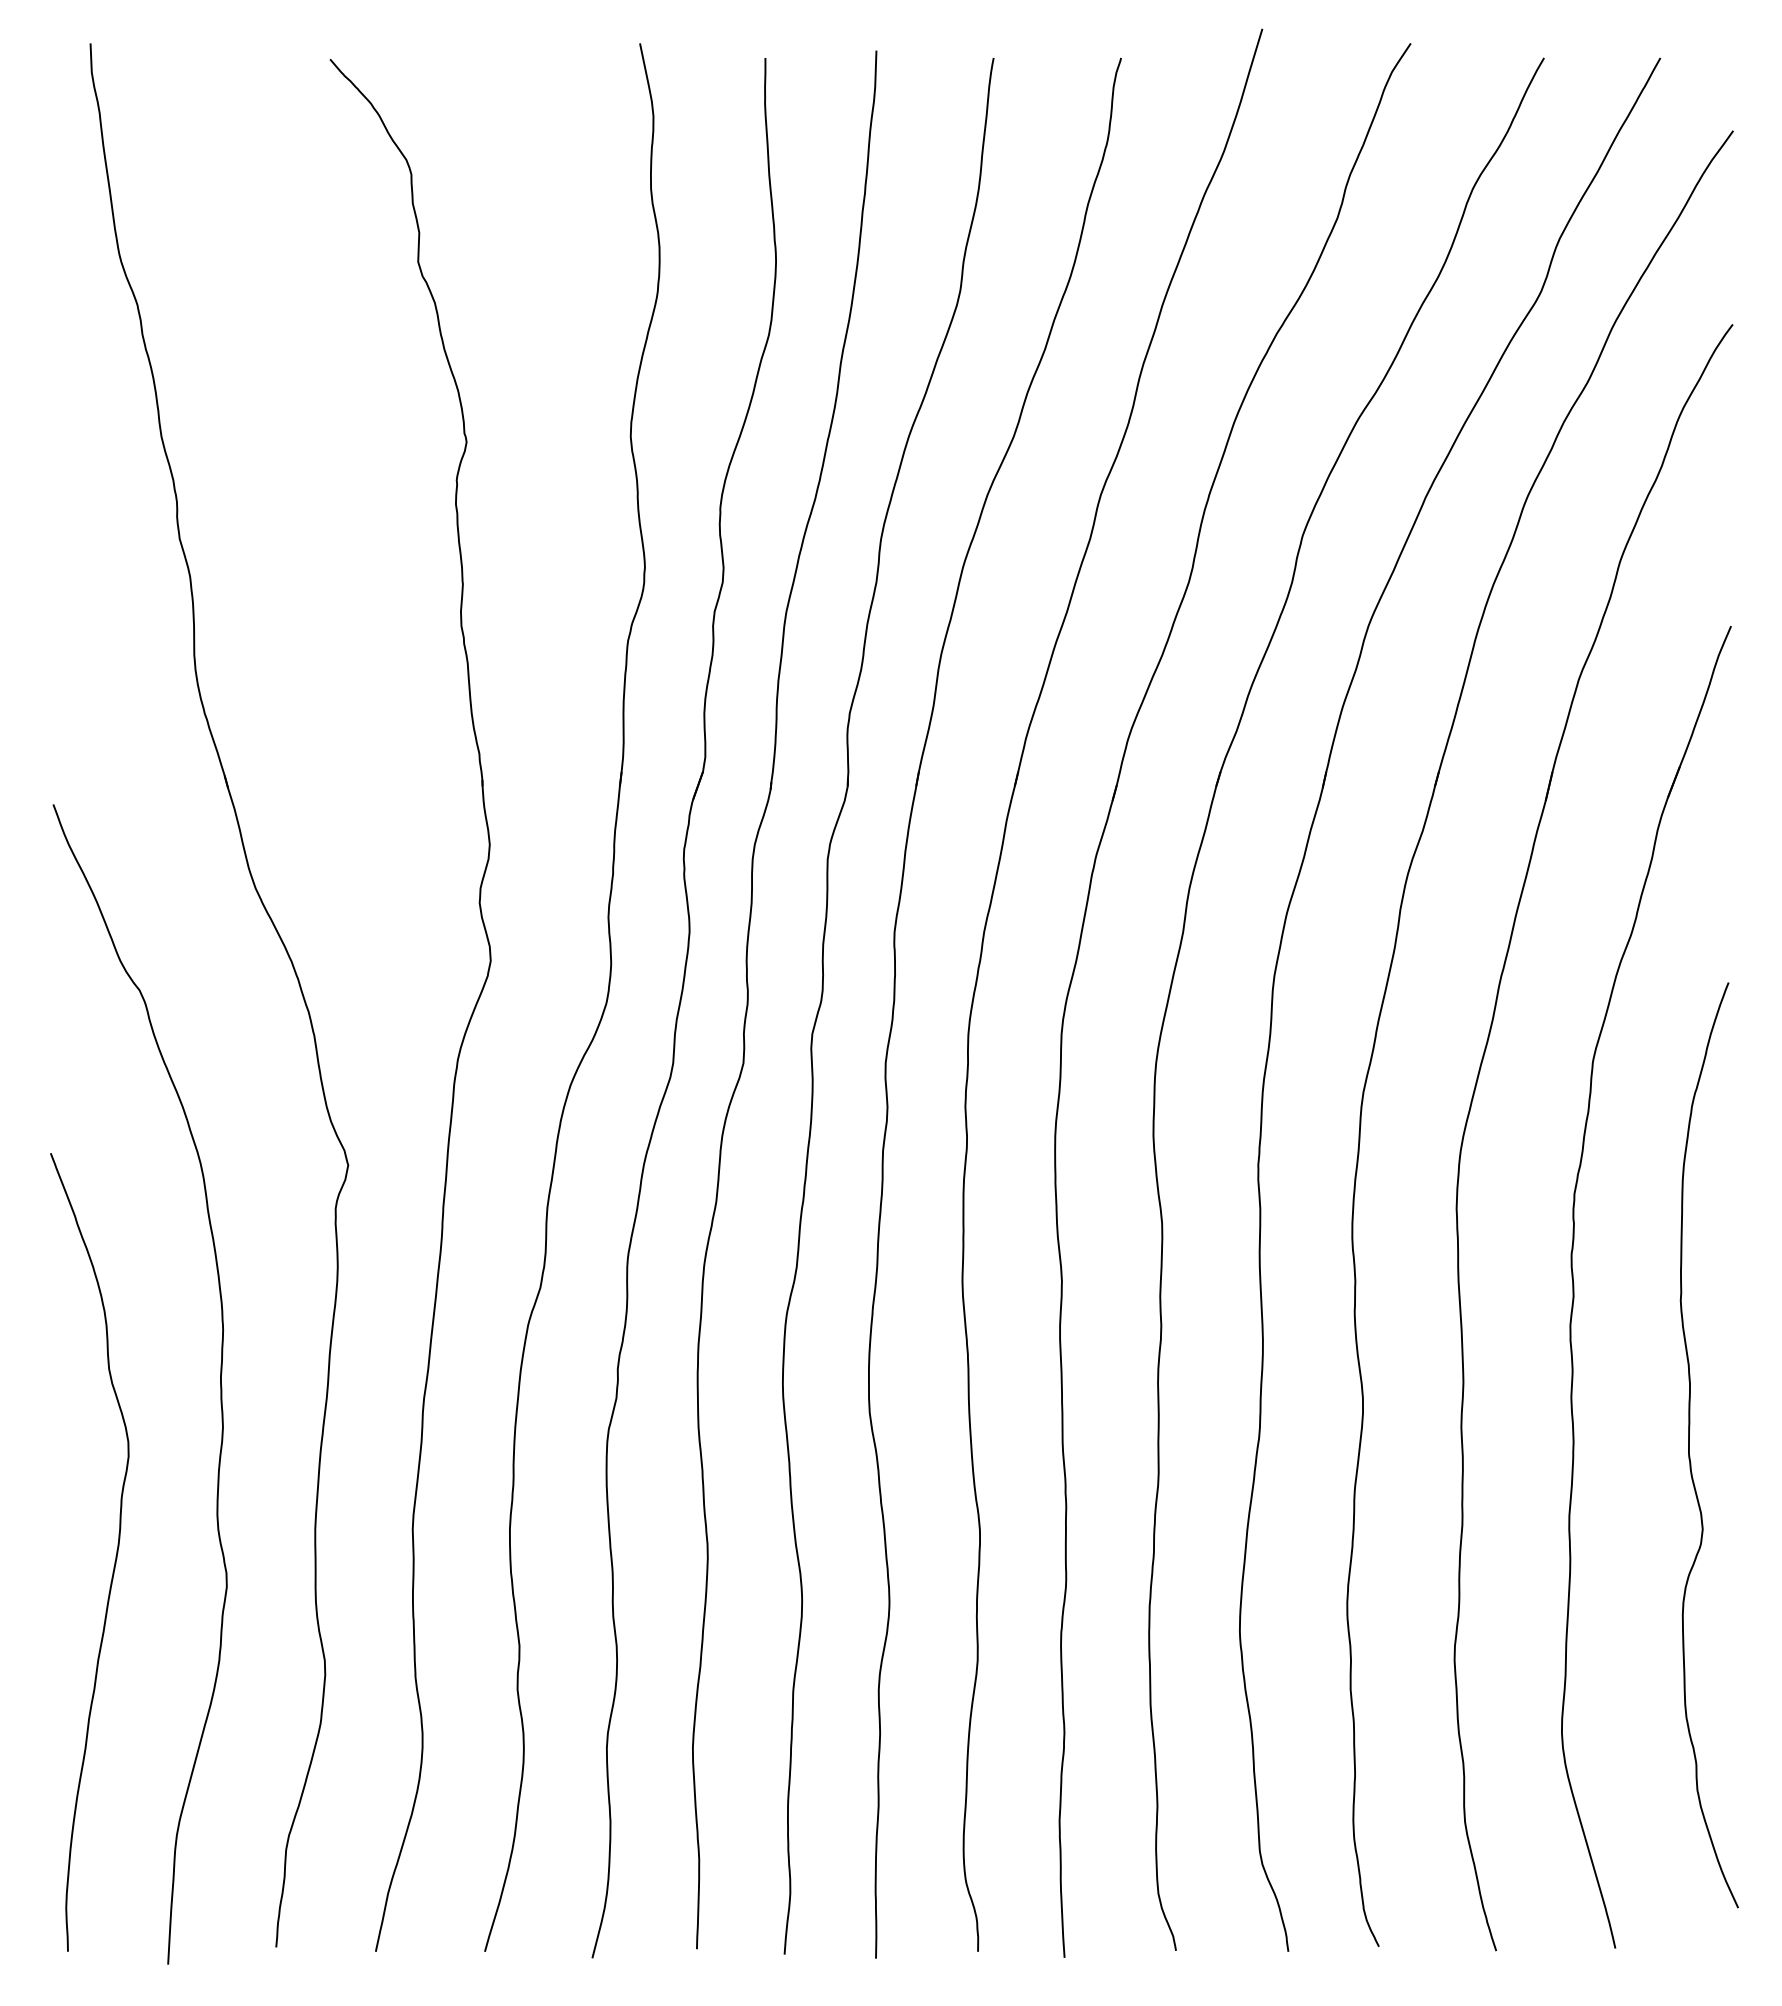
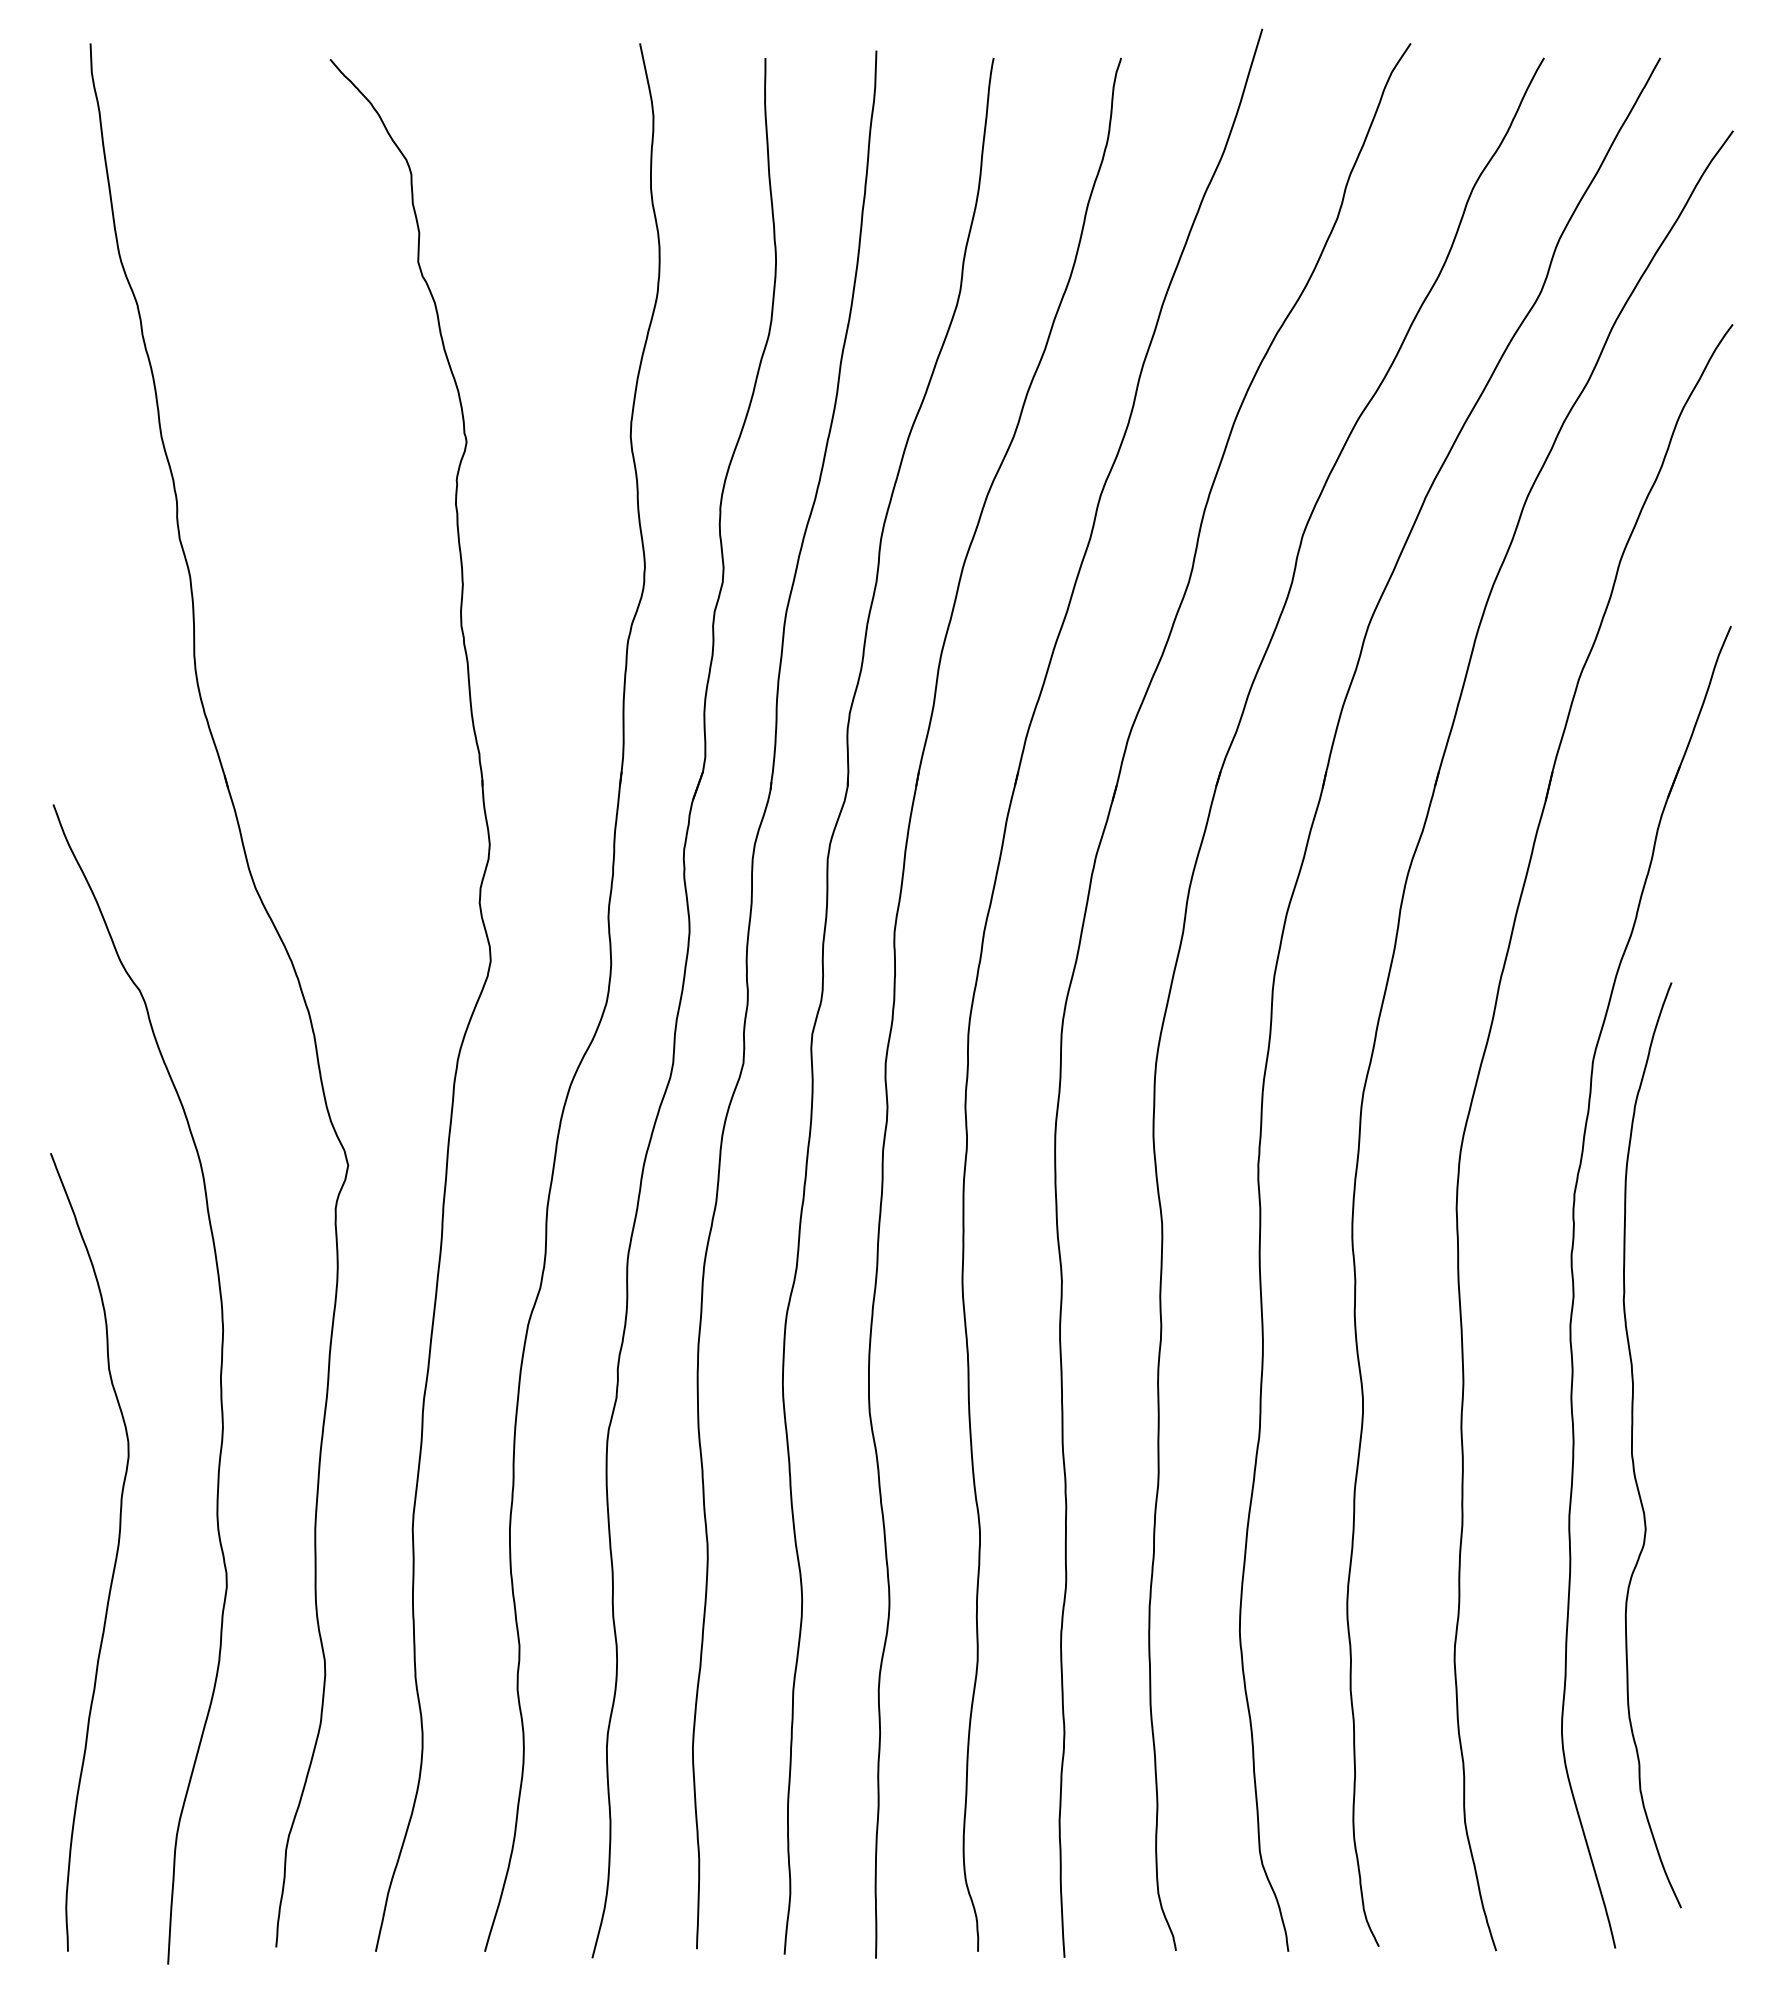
curve position: (1689, 1445) -> (1632, 1445) (1632, 1445)
